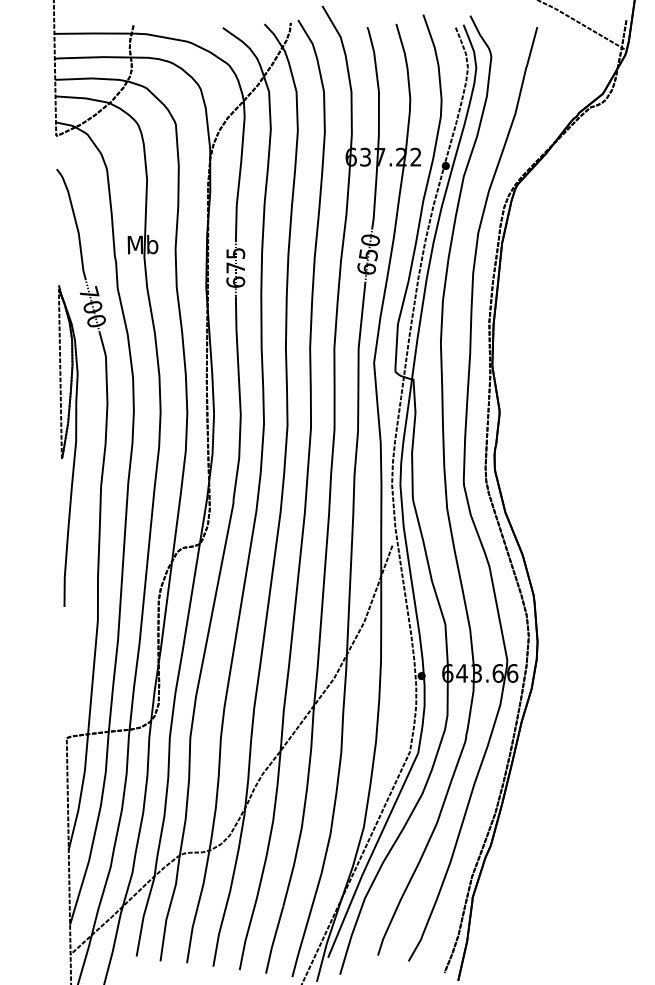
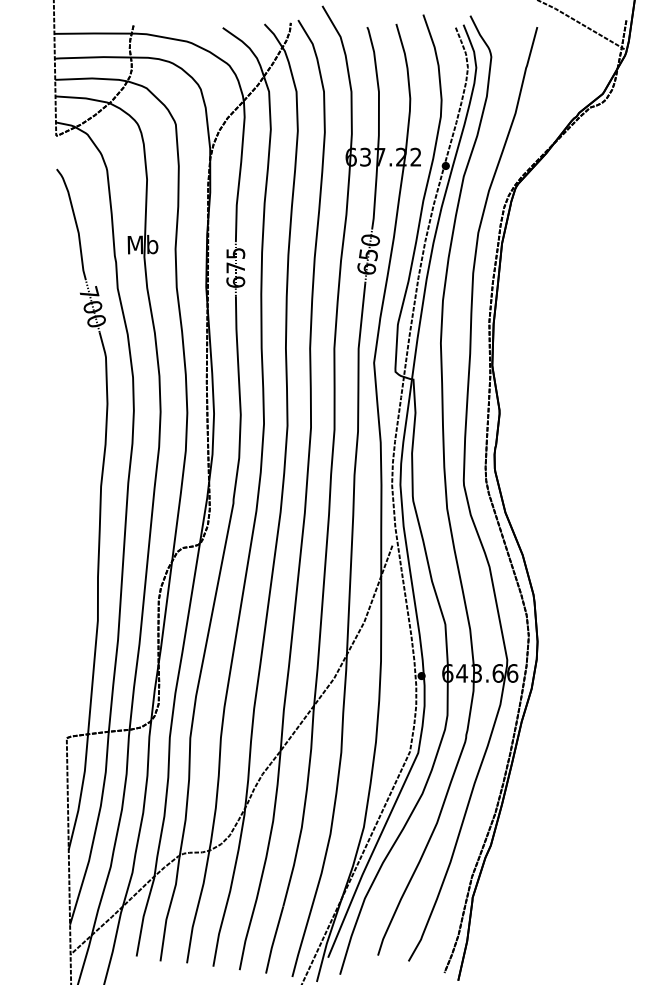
part: present -> none (68, 445)
